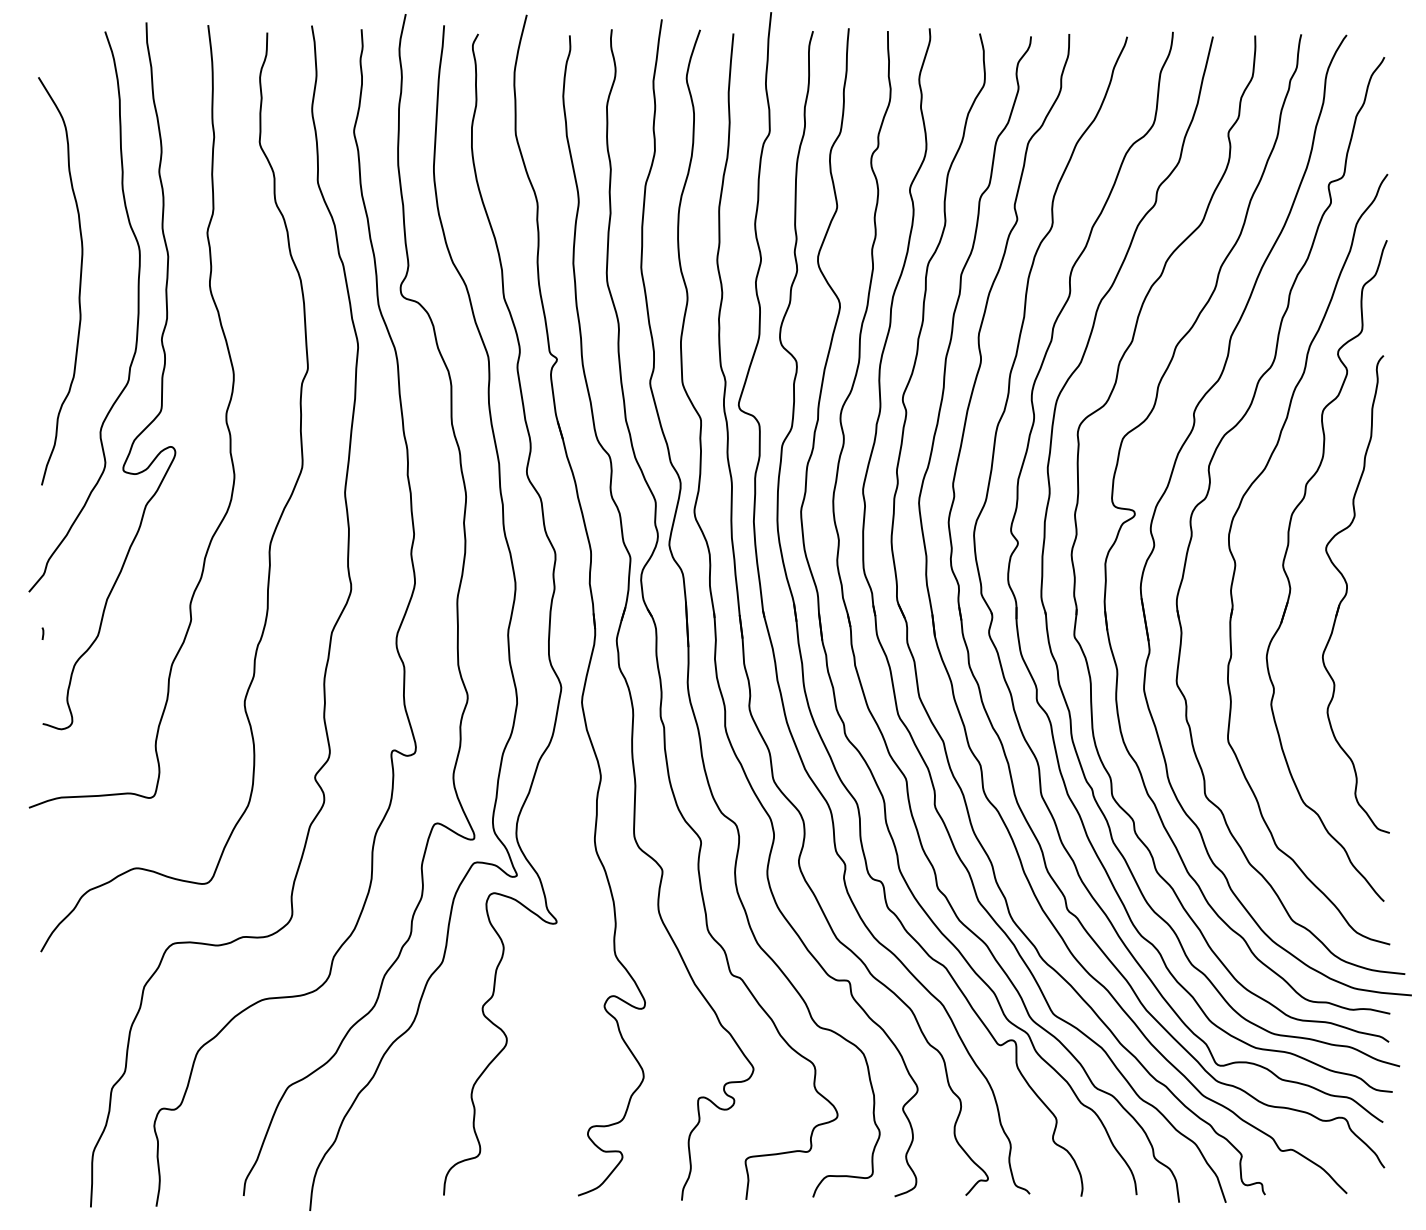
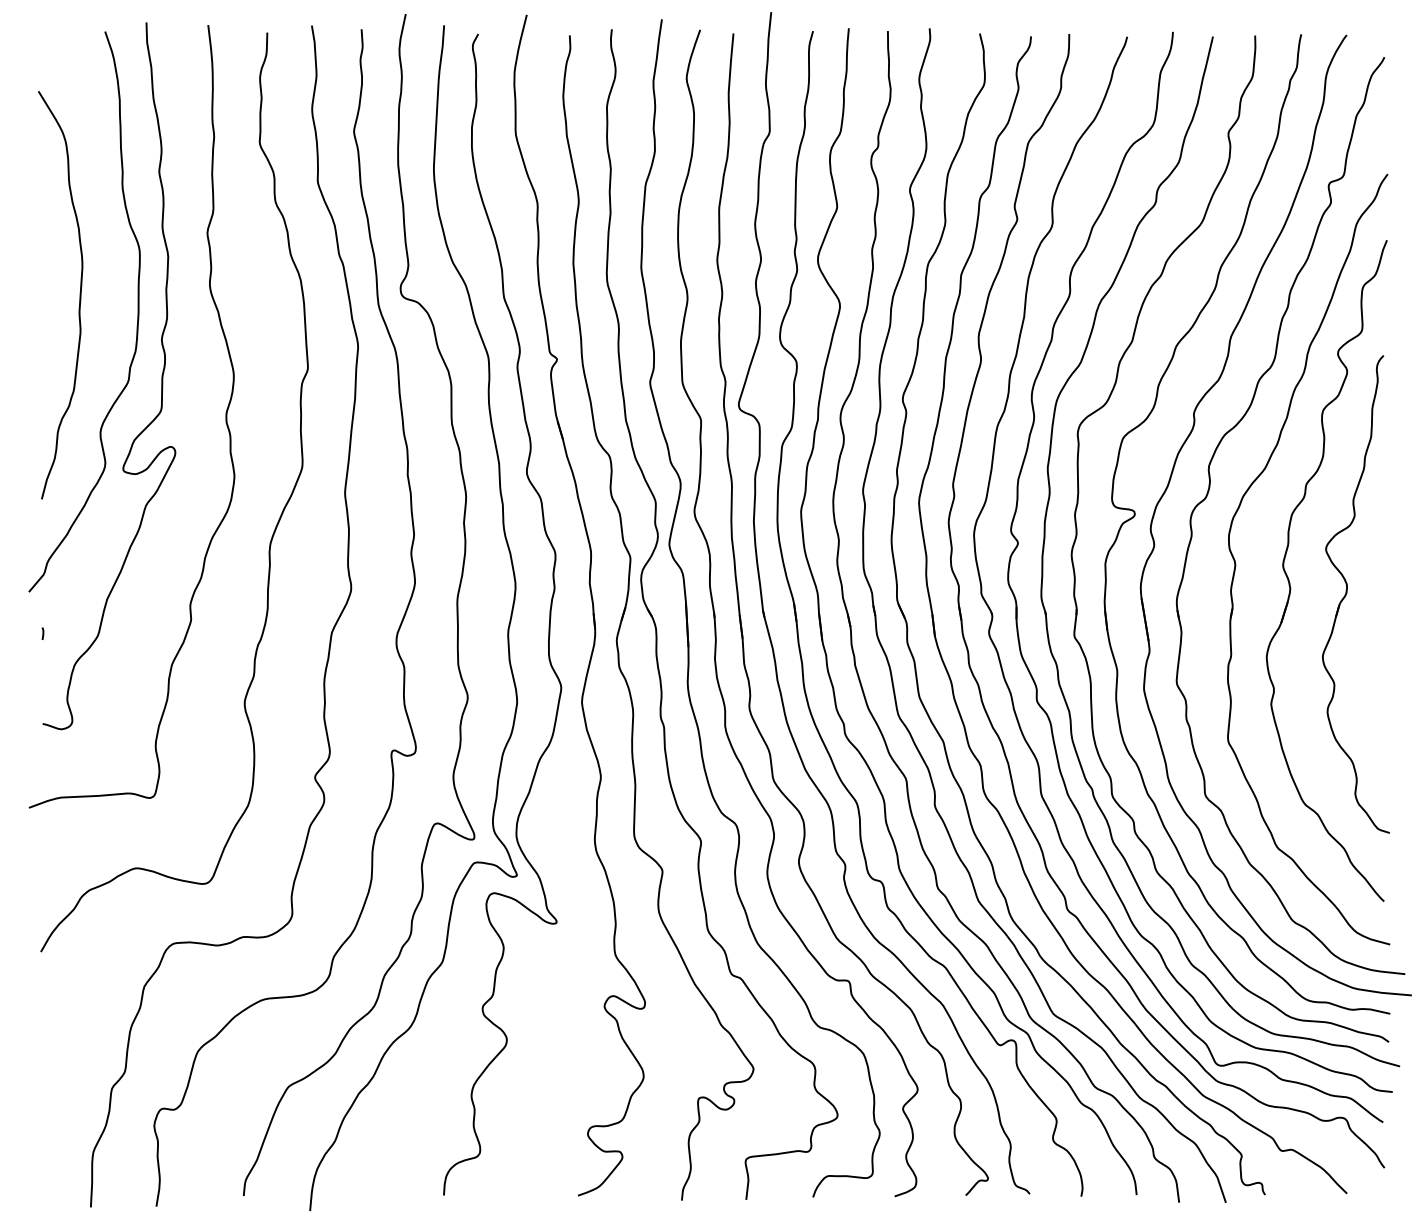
curve position: (79, 281) -> (79, 295) (79, 295)
